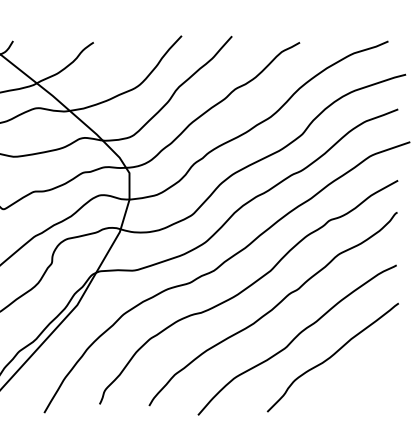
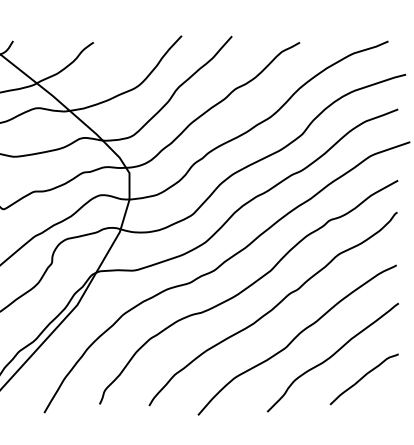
curve: none -> present (363, 378)
